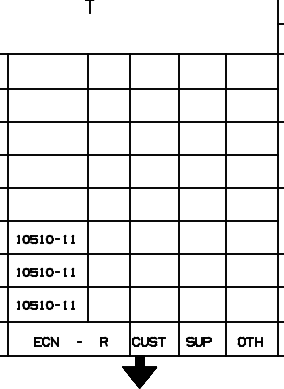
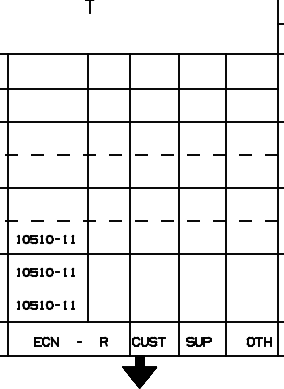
line: solid -> dashed (138, 155)
line: solid -> dashed (138, 221)
line: present -> none (141, 286)
part position: (249, 341) -> (258, 341) (258, 341)
